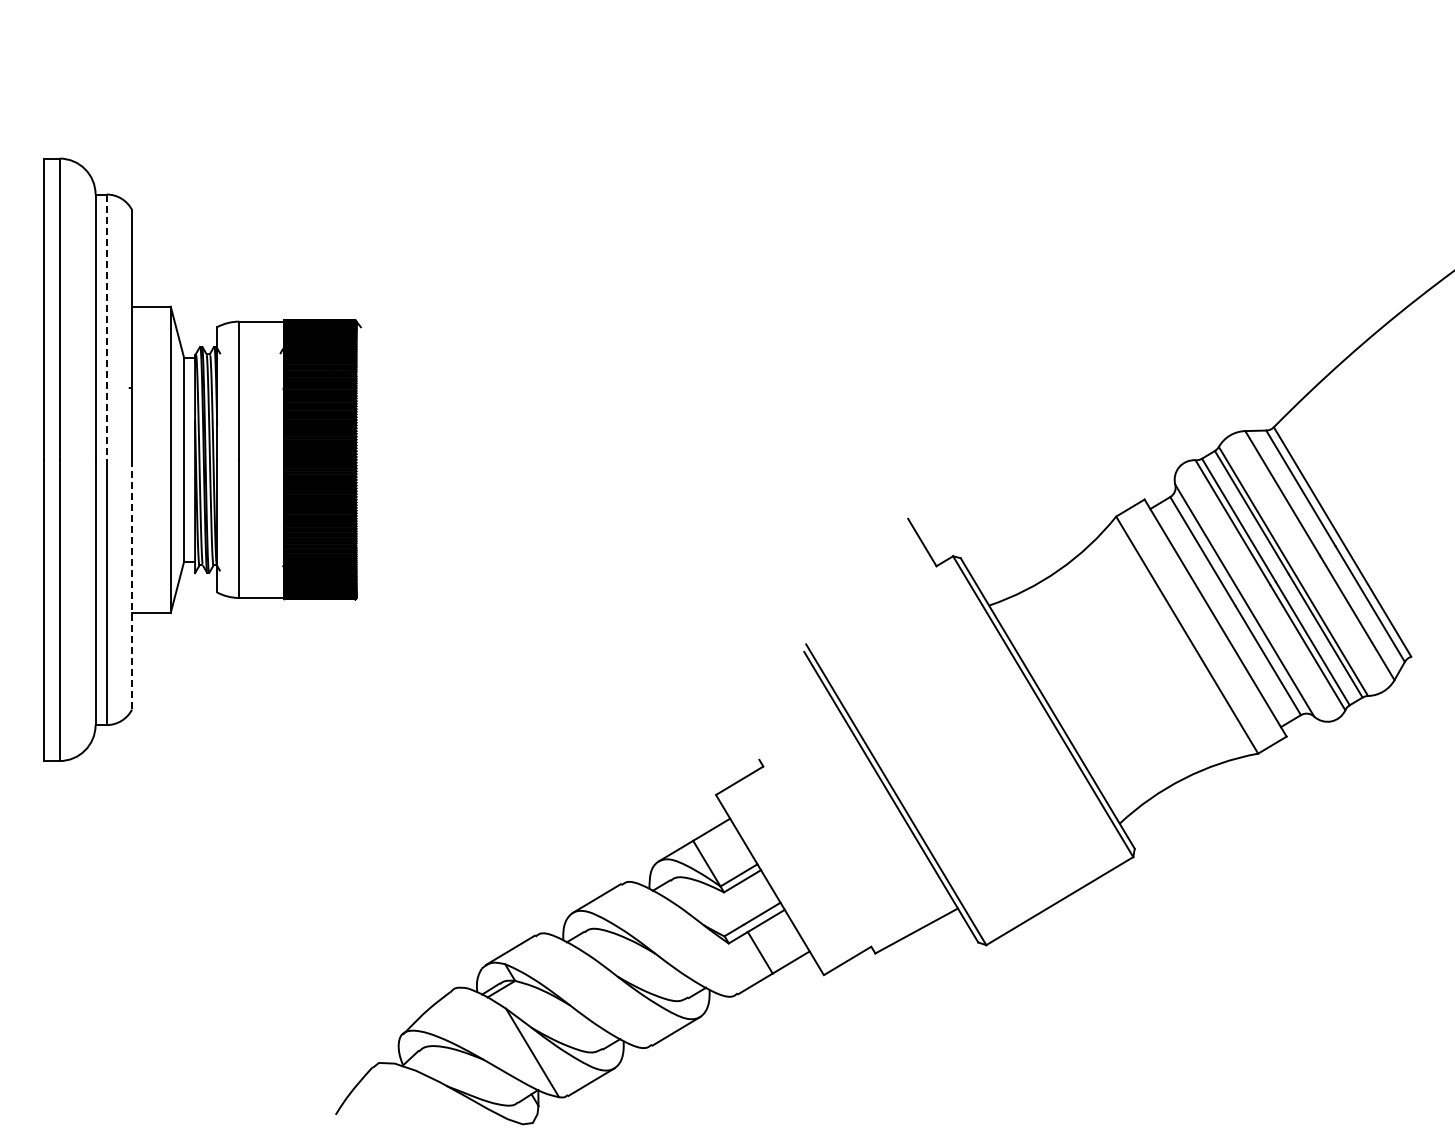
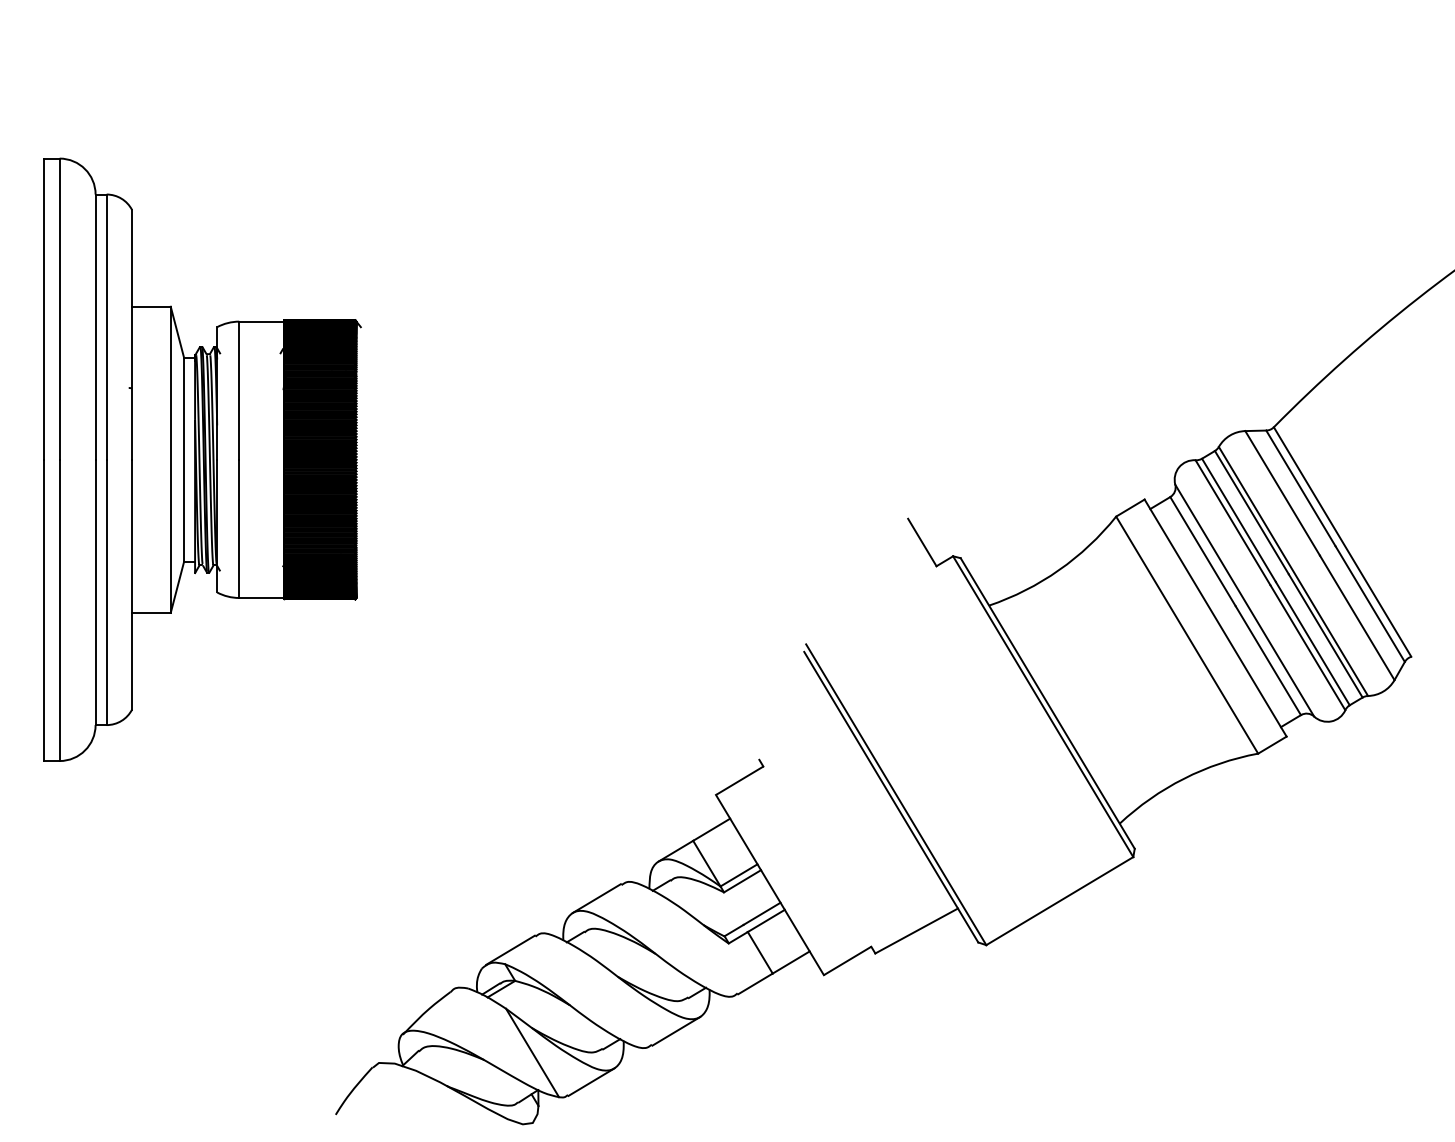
line: dashed -> solid (106, 327)
line: dashed -> solid (132, 584)
